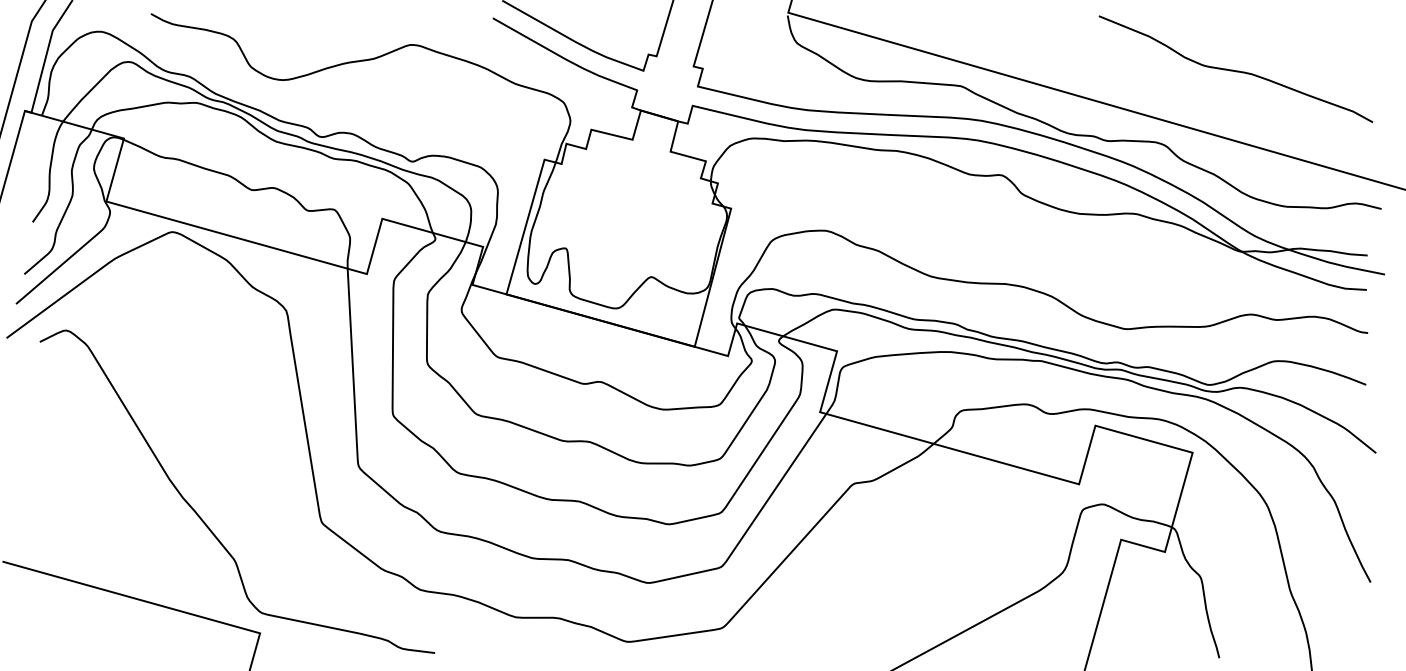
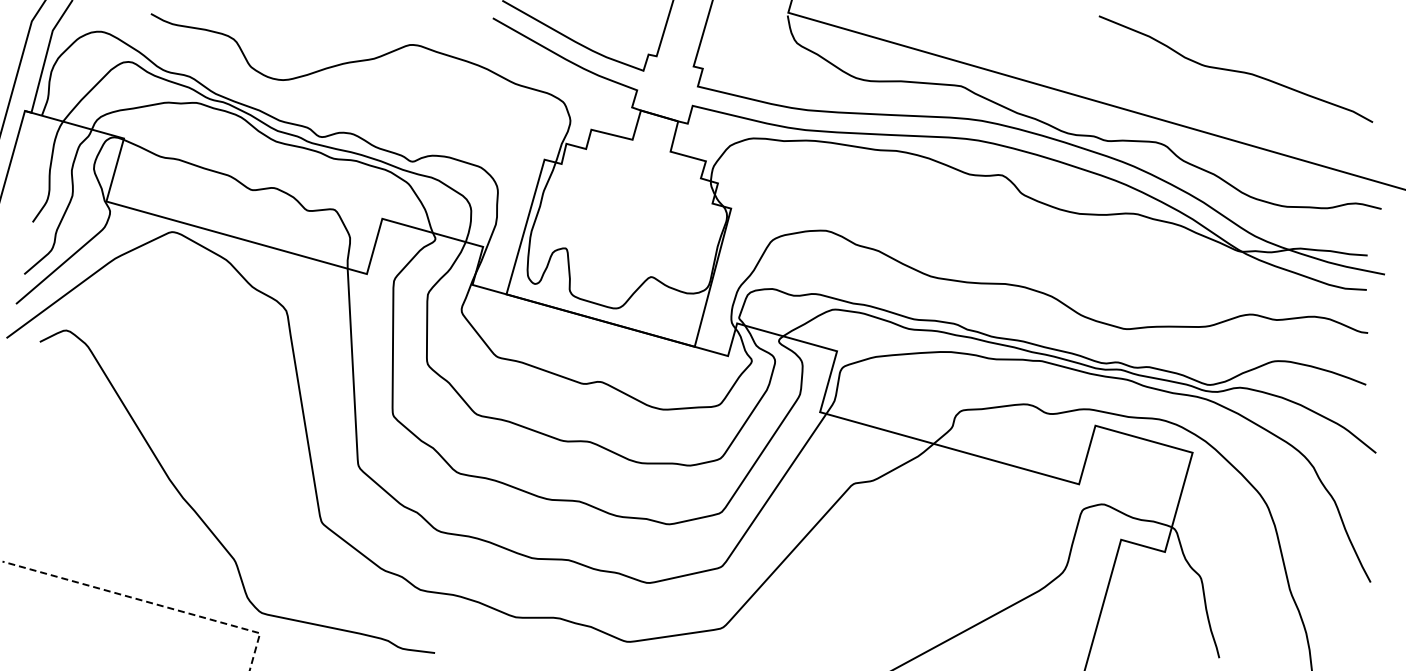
line: solid -> dashed (150, 602)
